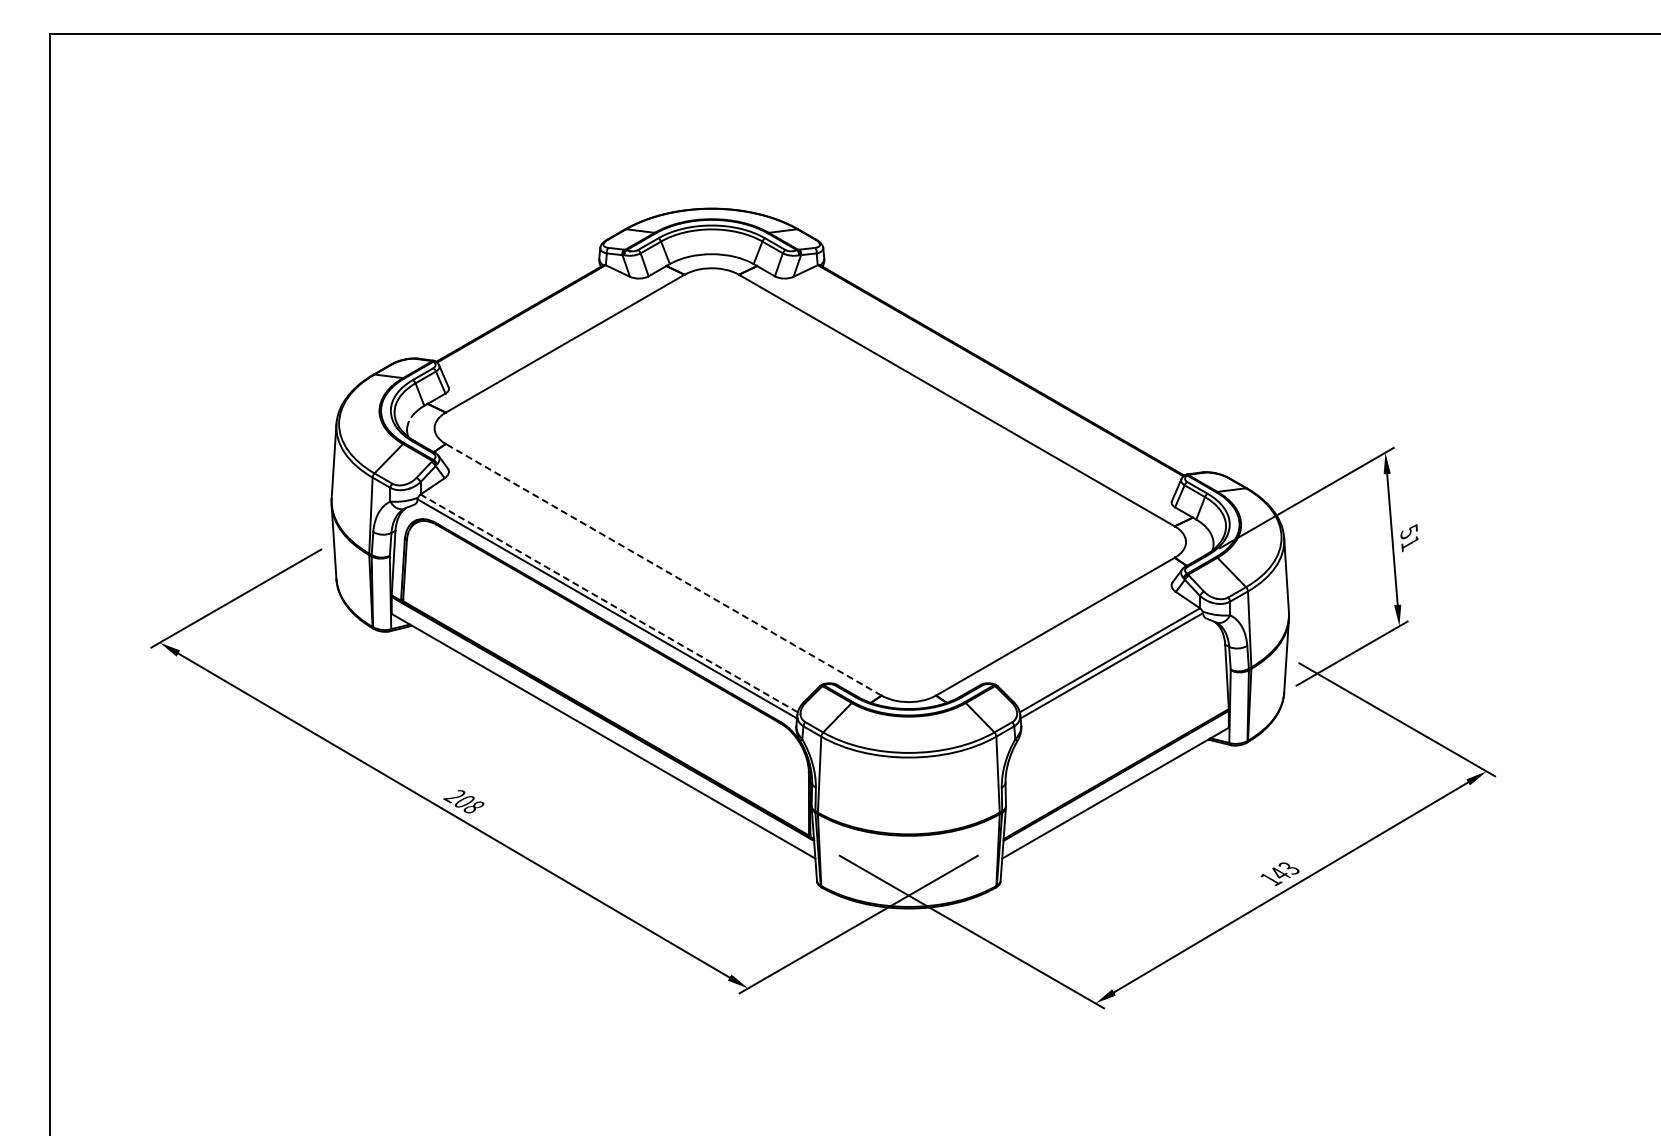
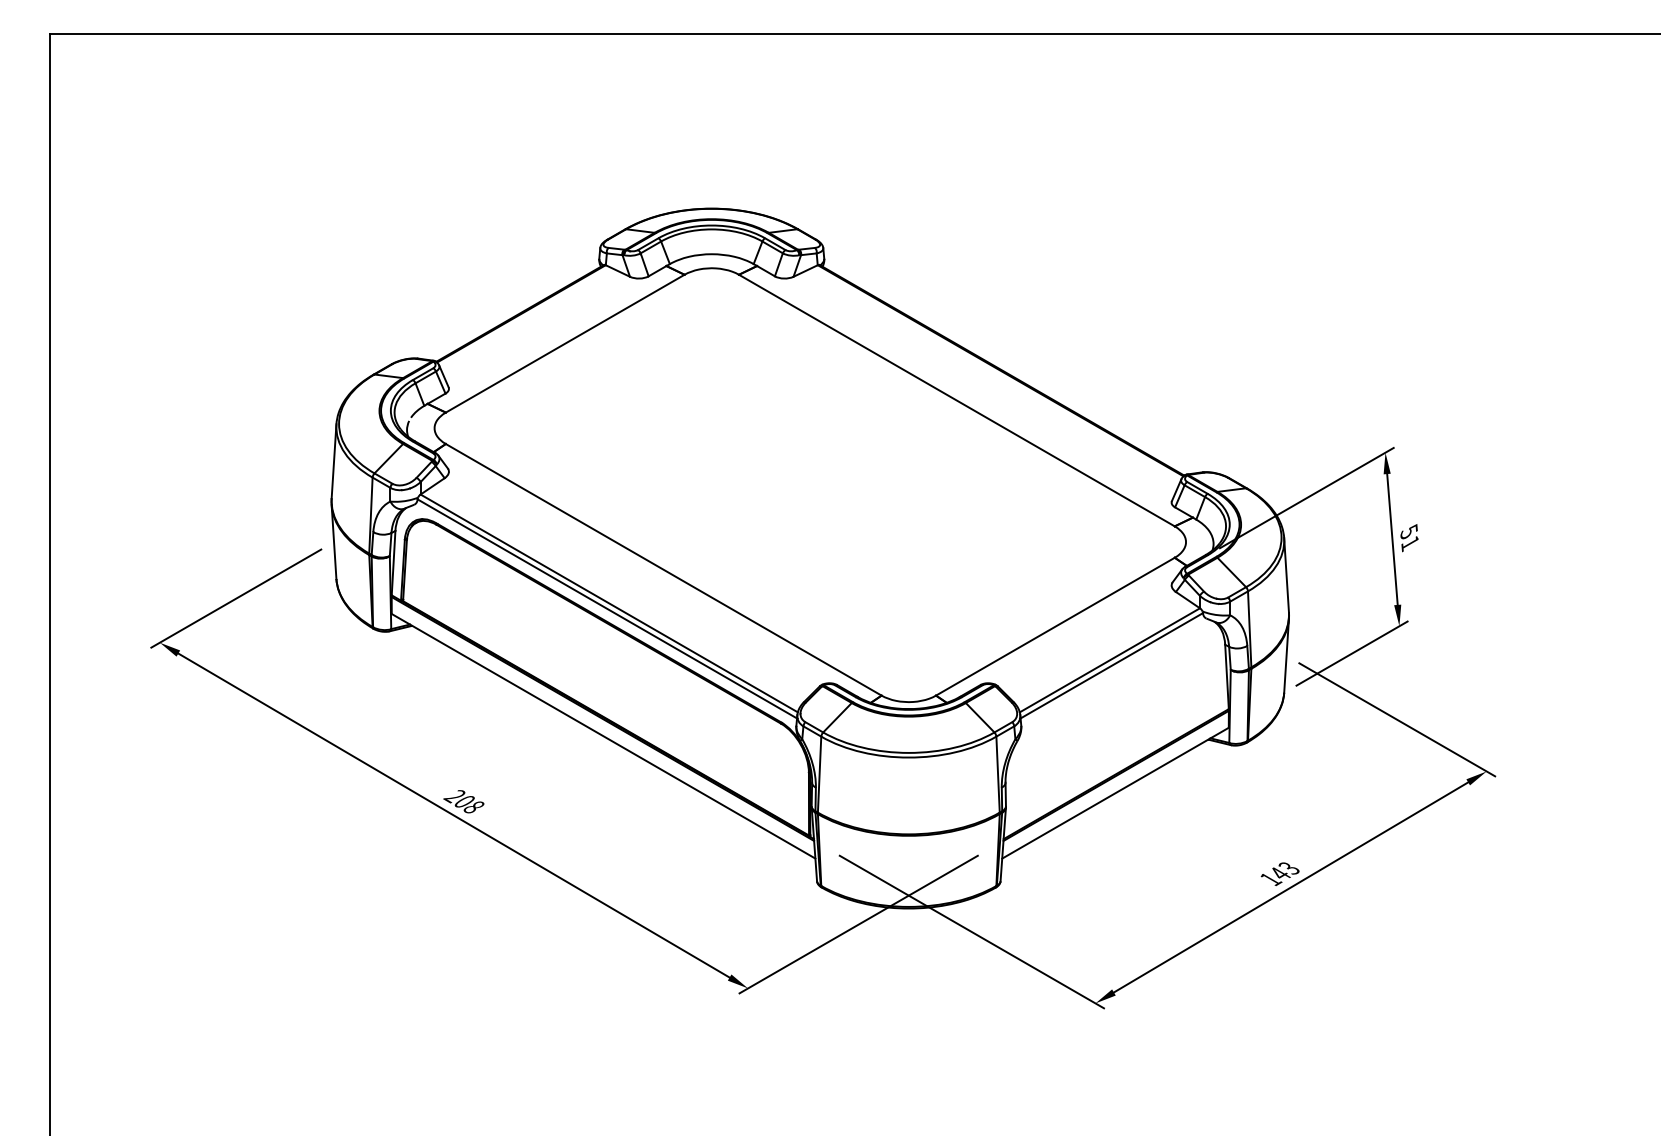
line: dashed -> solid (663, 569)
line: dashed -> solid (609, 603)
